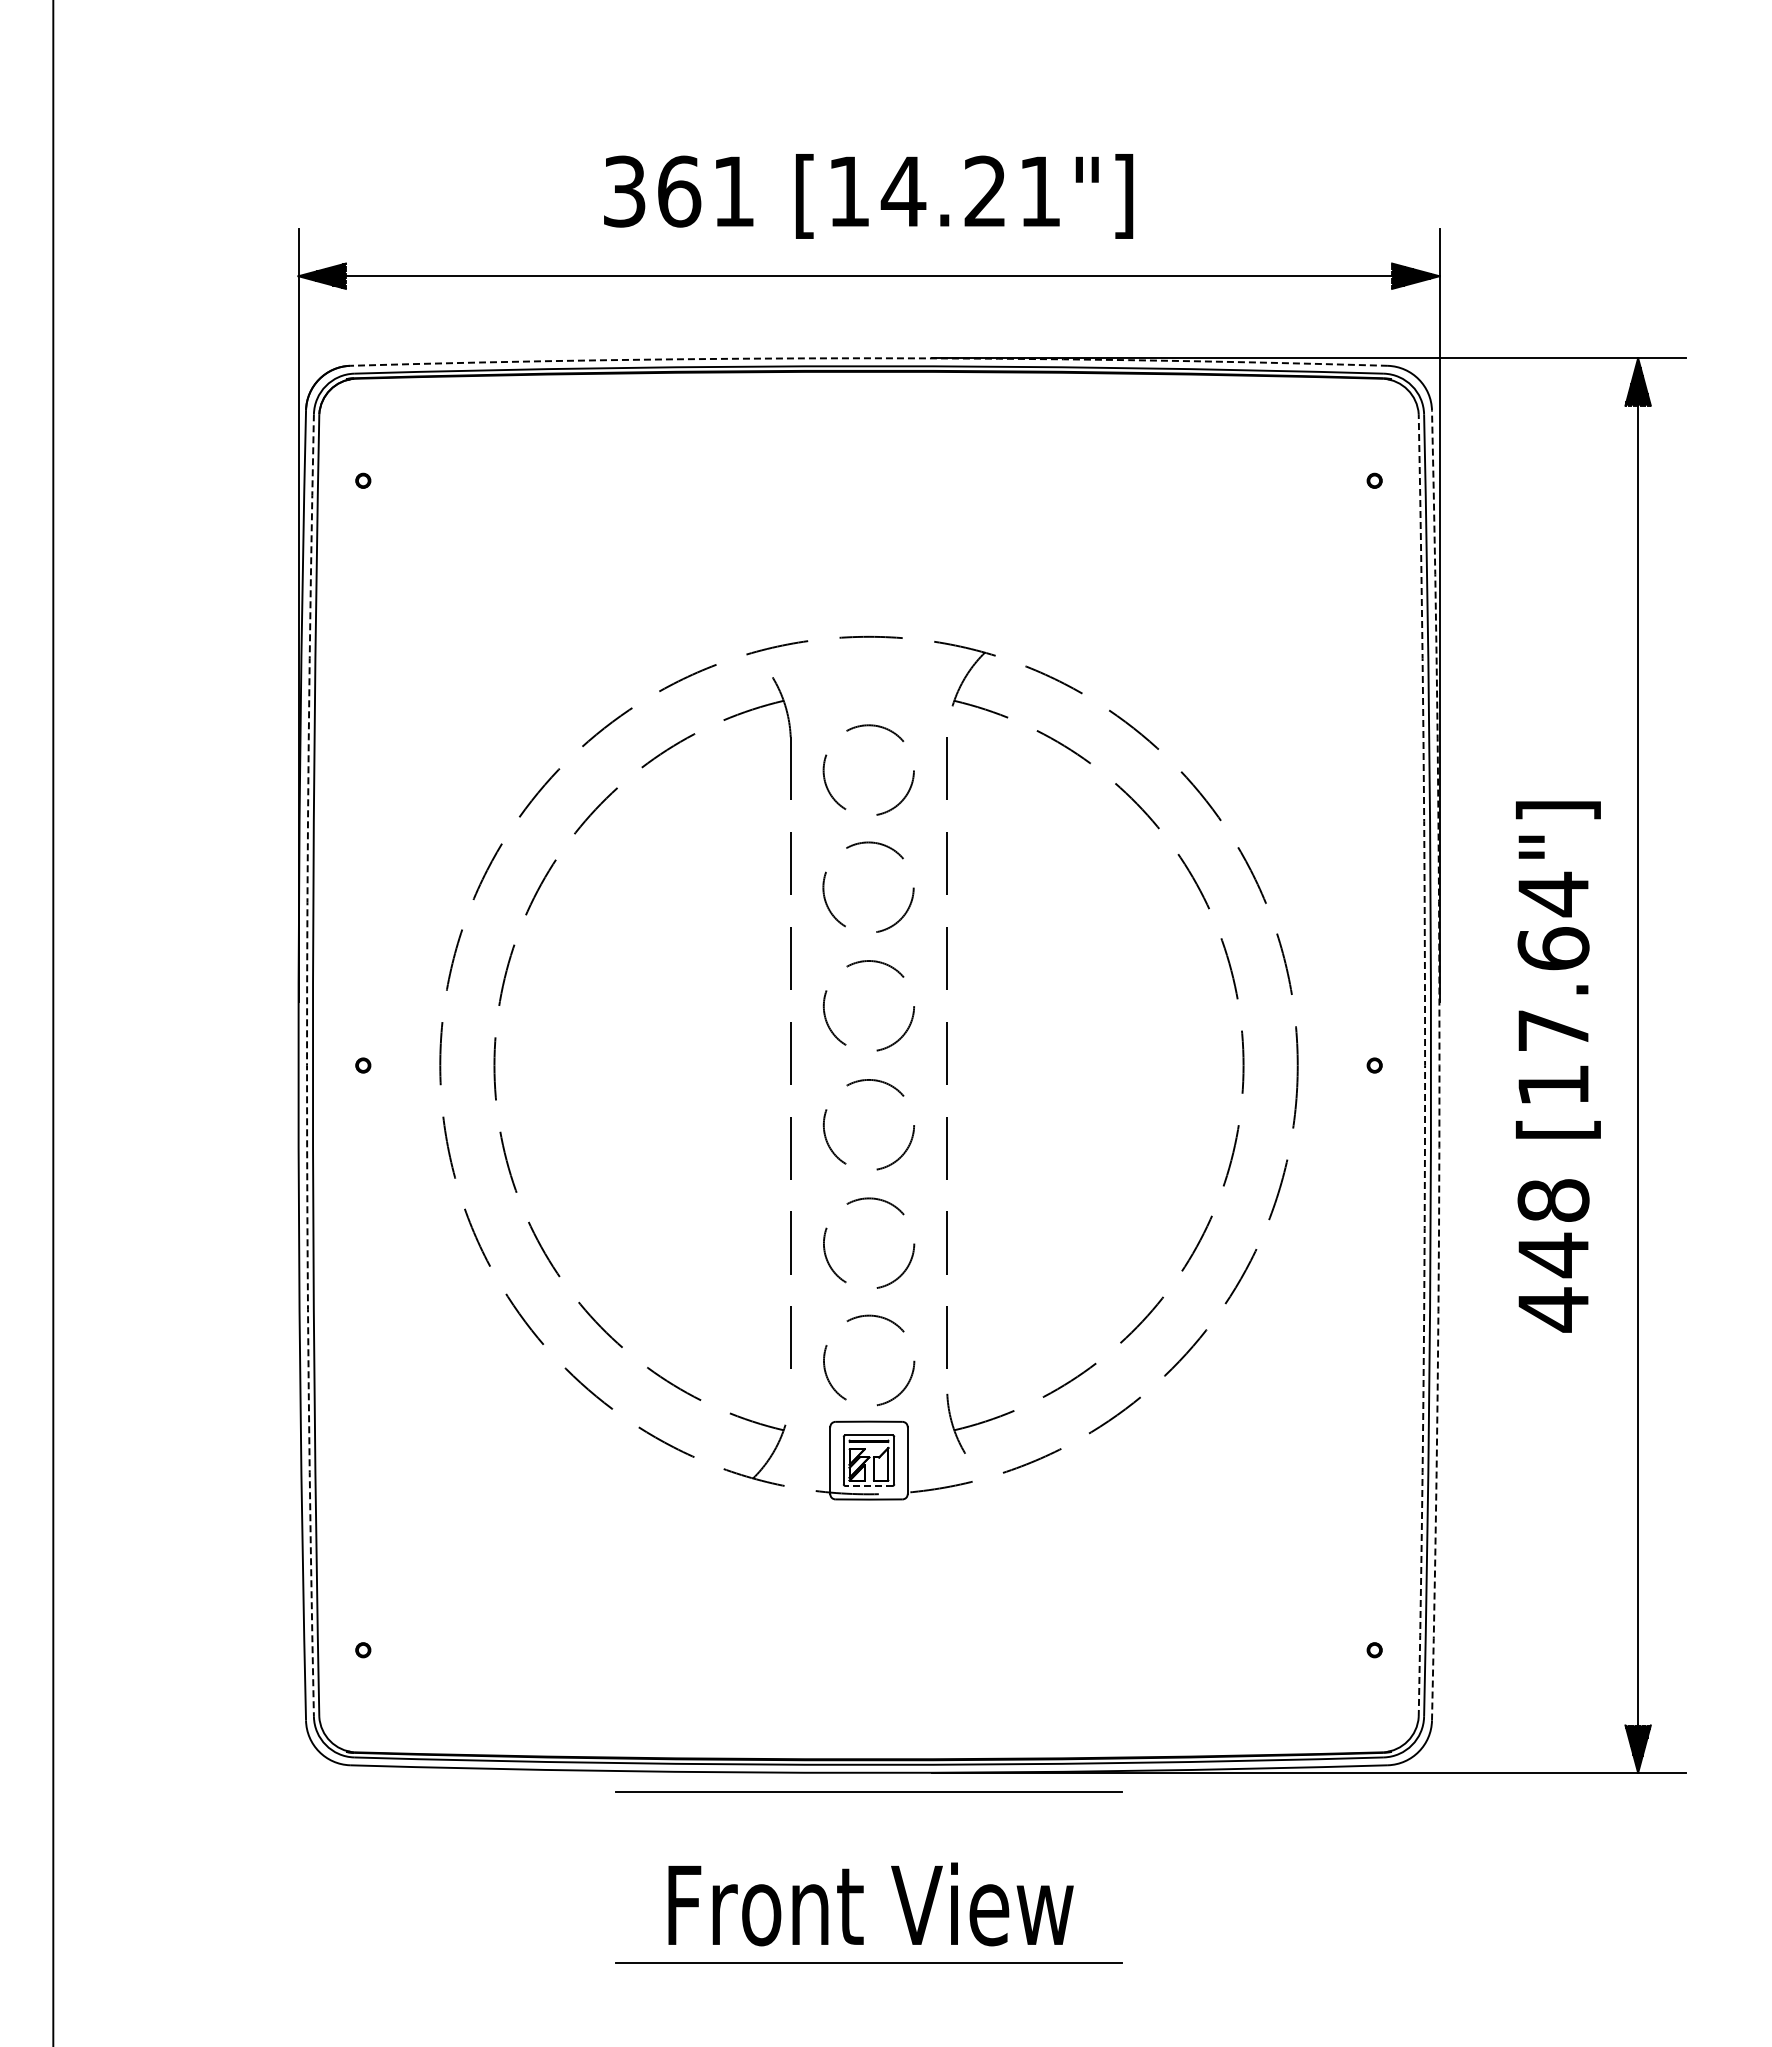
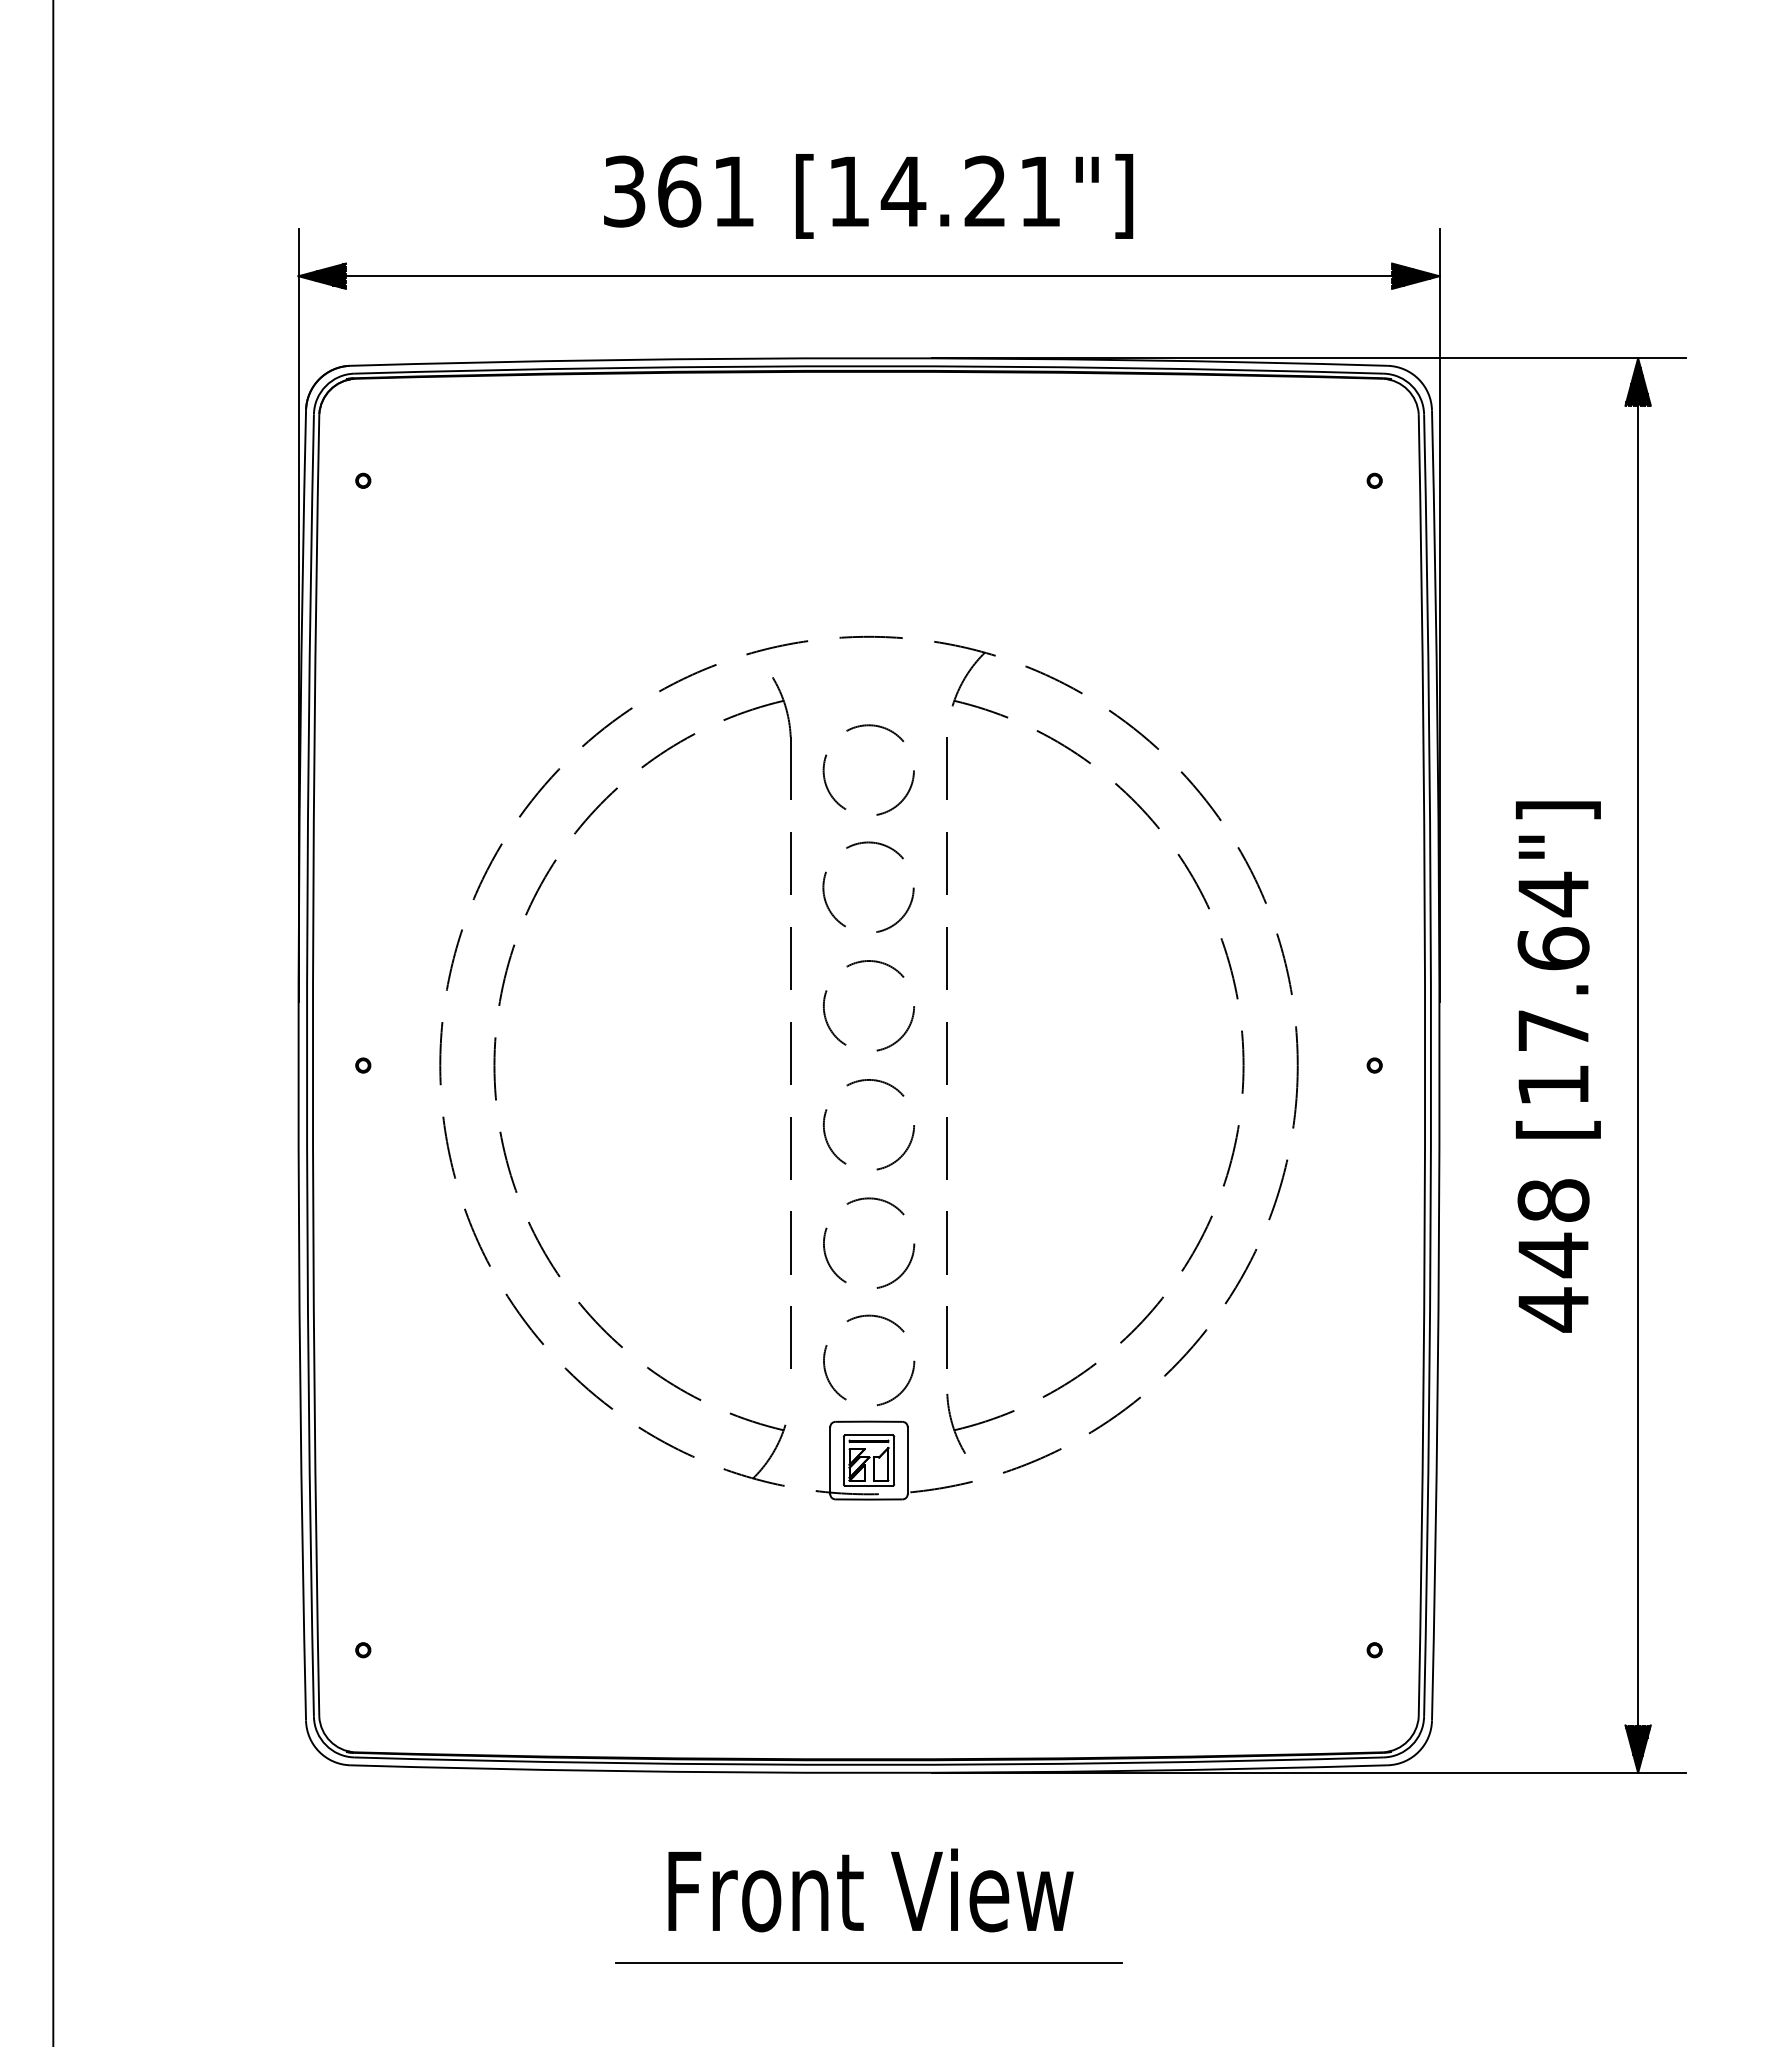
arc: dashed -> solid (869, 358)
arc: dashed -> solid (307, 1065)
arc: dashed -> solid (1425, 1065)
arc: dashed -> solid (1439, 1065)
line: dashed -> solid (869, 1485)
line: present -> none (868, 1791)
text position: (870, 1904) -> (870, 1890) (870, 1890)
